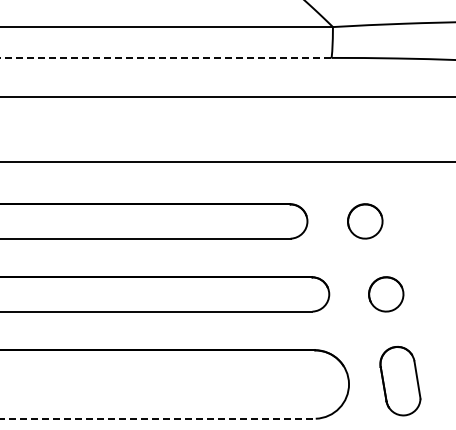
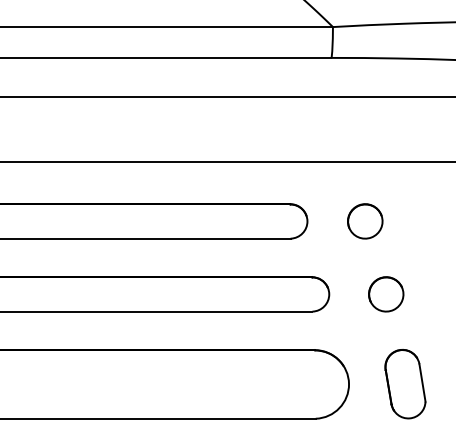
line: dashed -> solid (165, 57)
part position: (400, 381) -> (405, 384) (405, 384)
line: dashed -> solid (158, 418)
